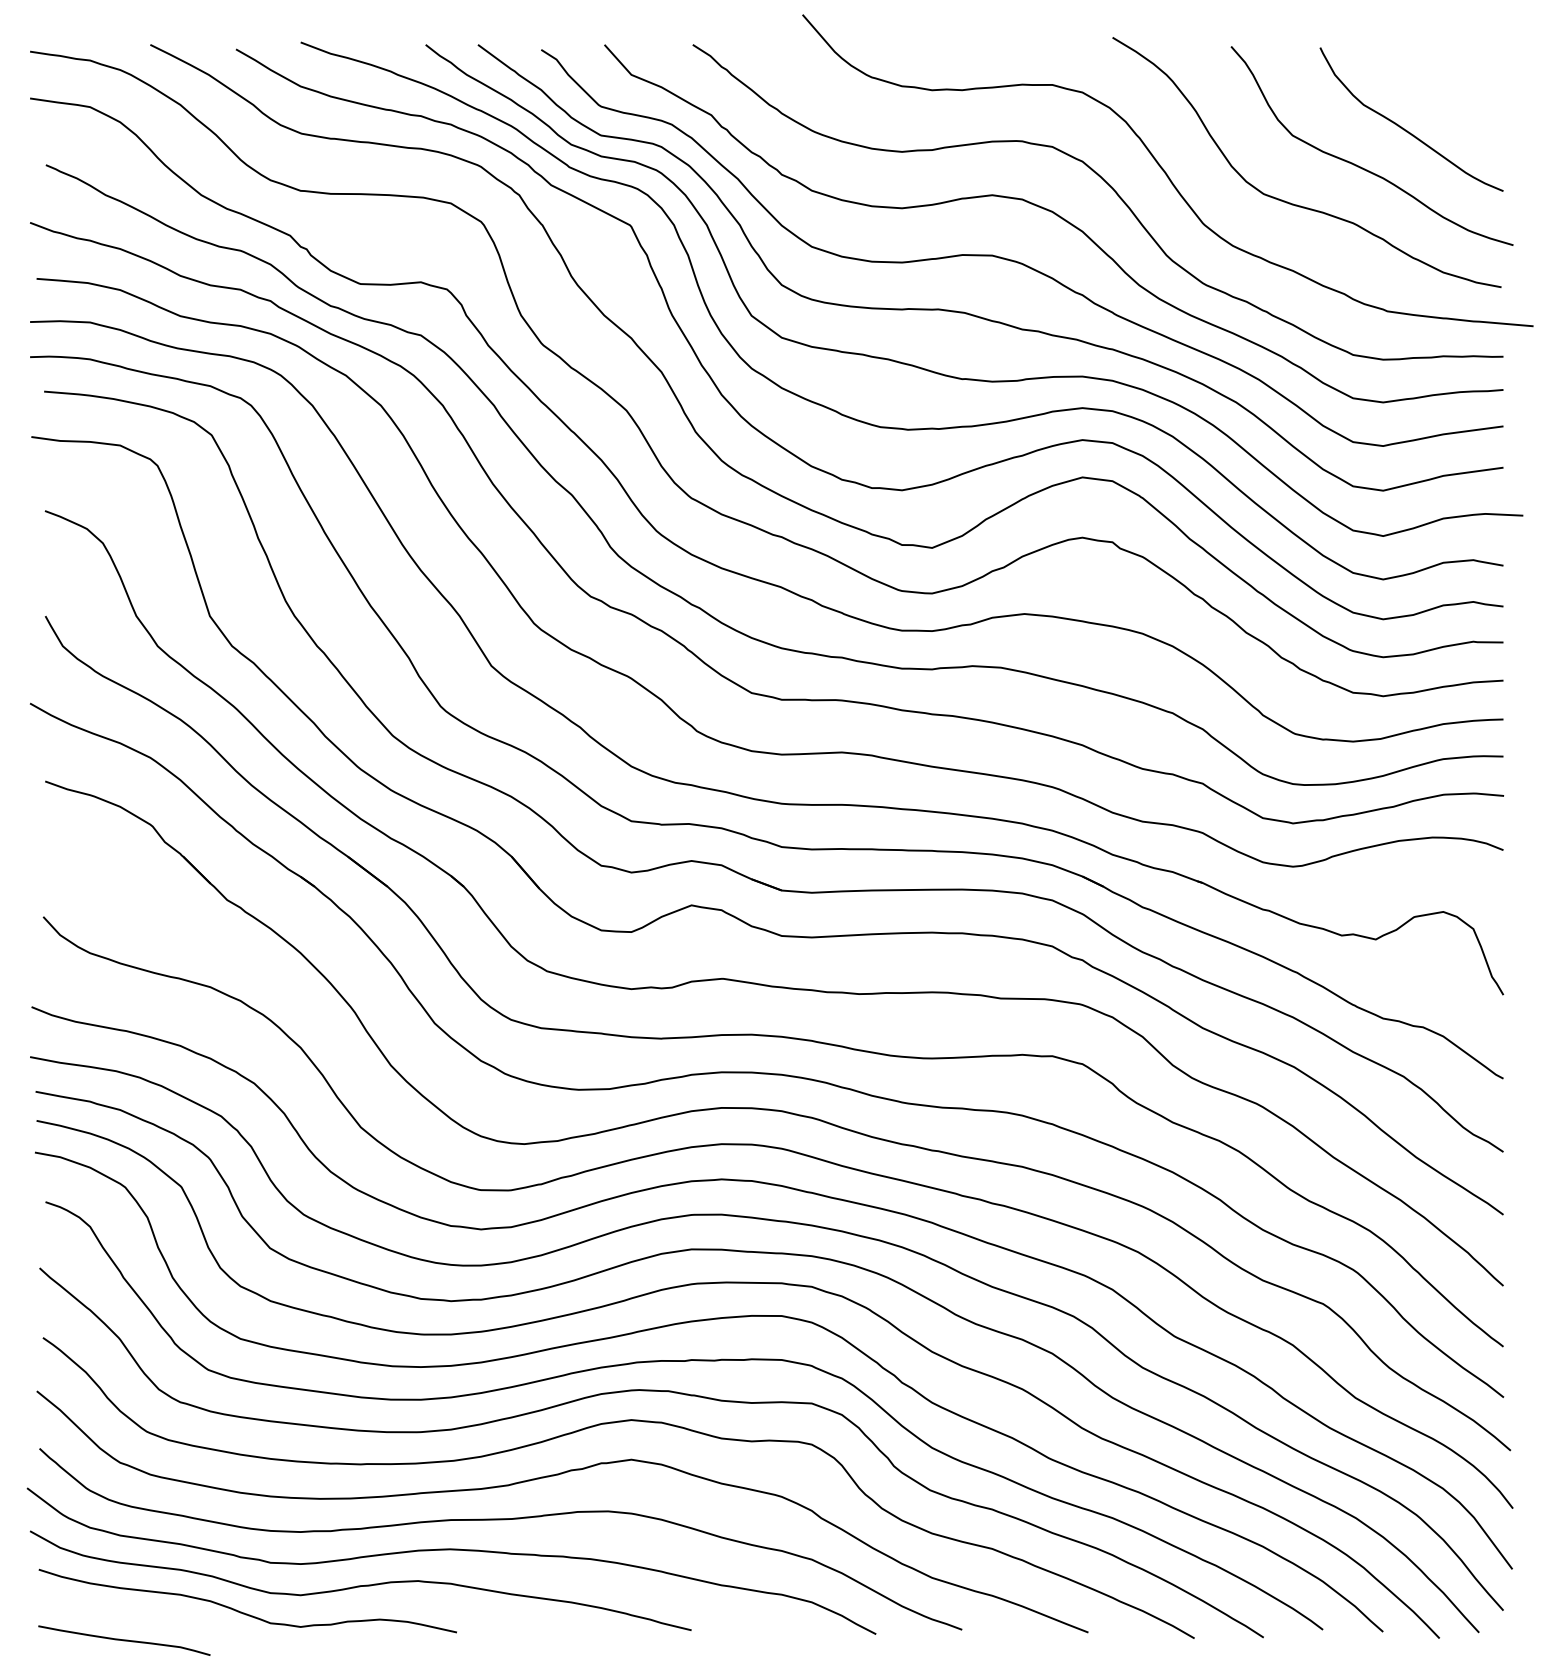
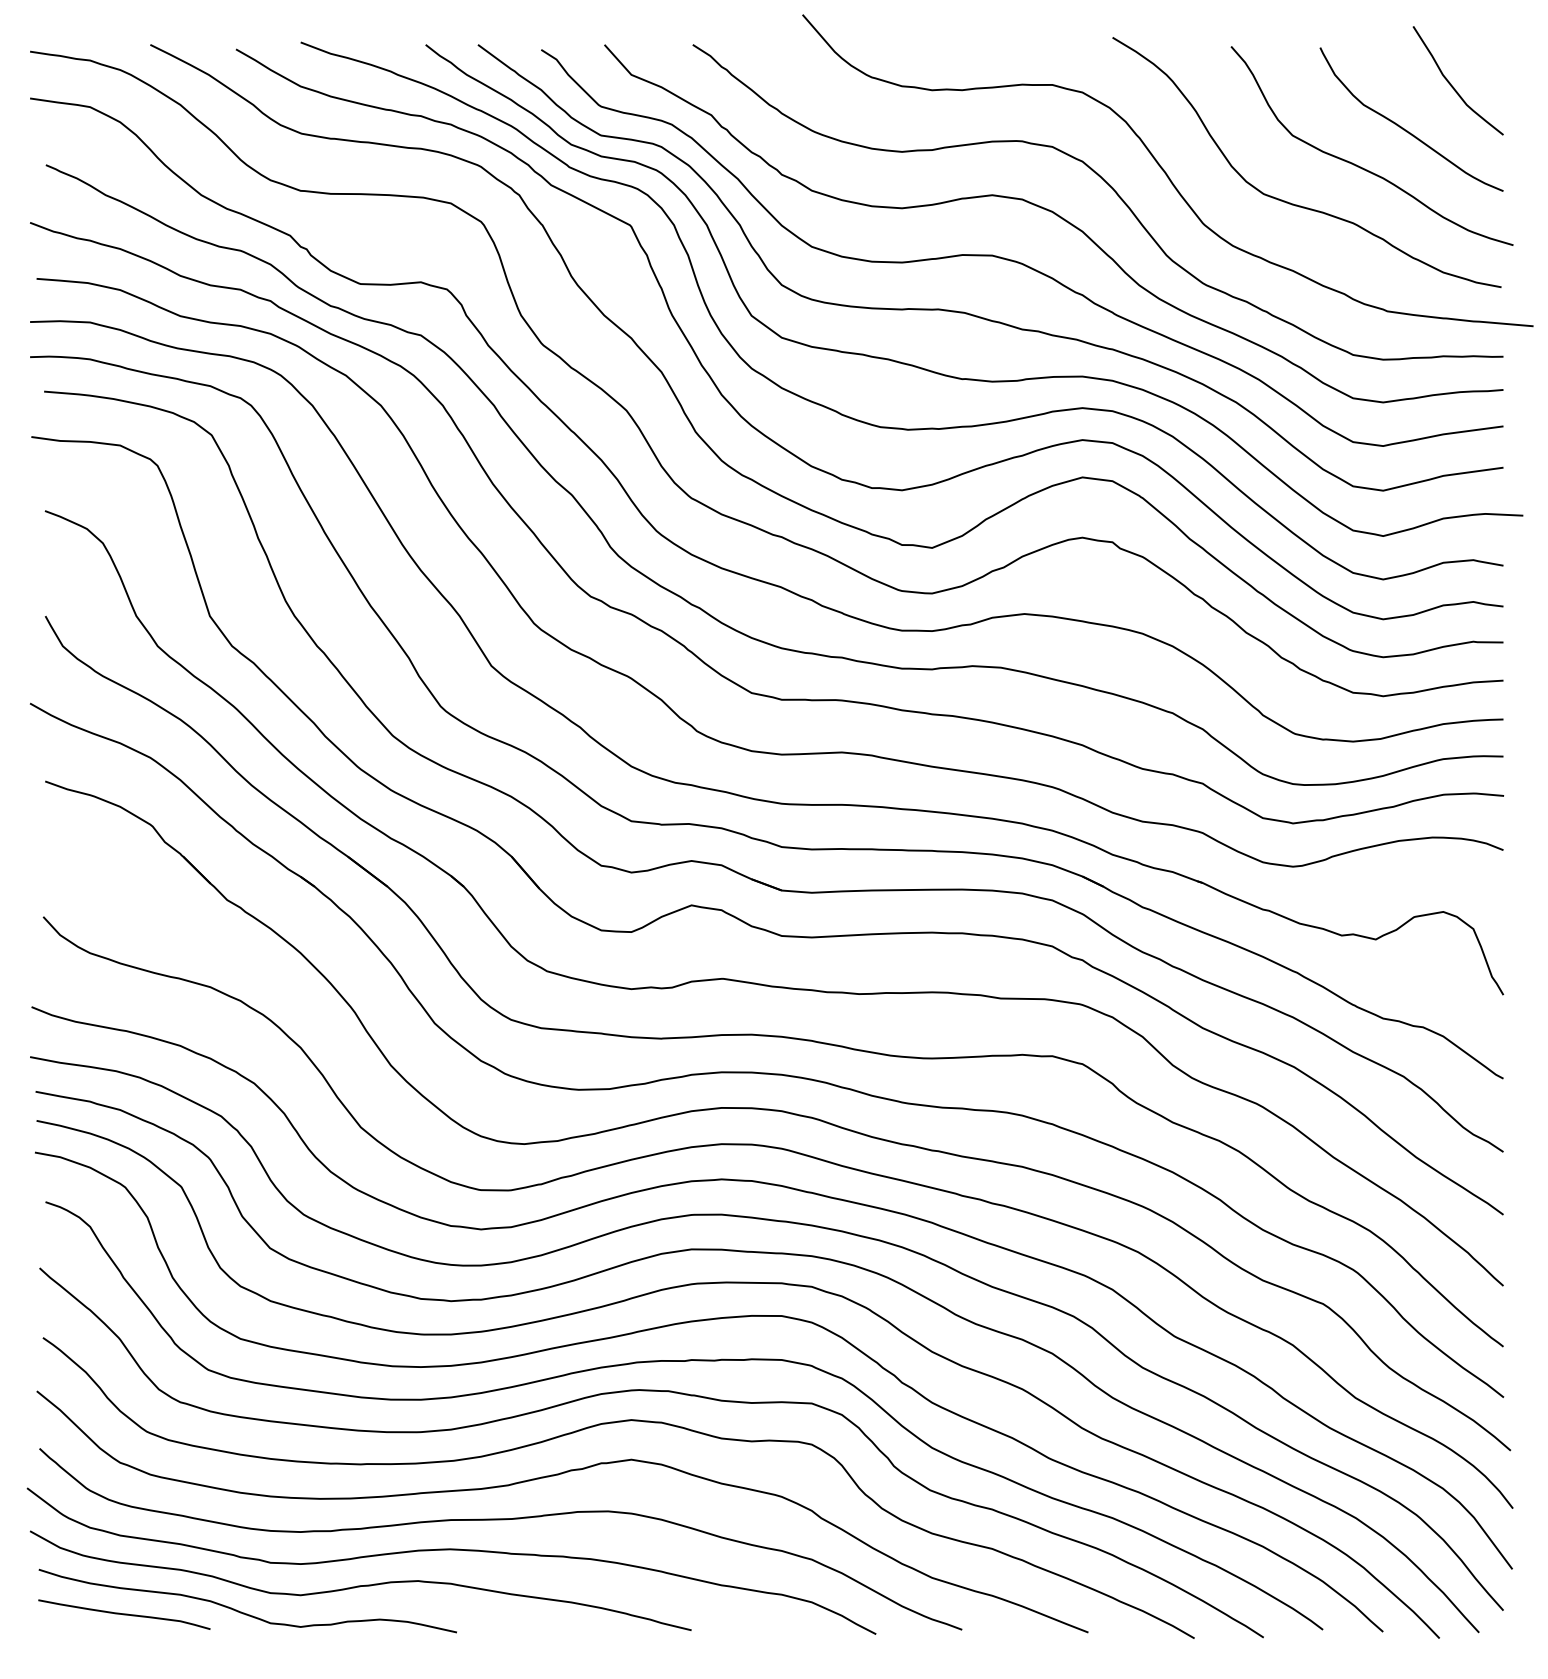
curve: none -> present (1452, 85)
curve position: (124, 1640) -> (124, 1614) (124, 1614)
